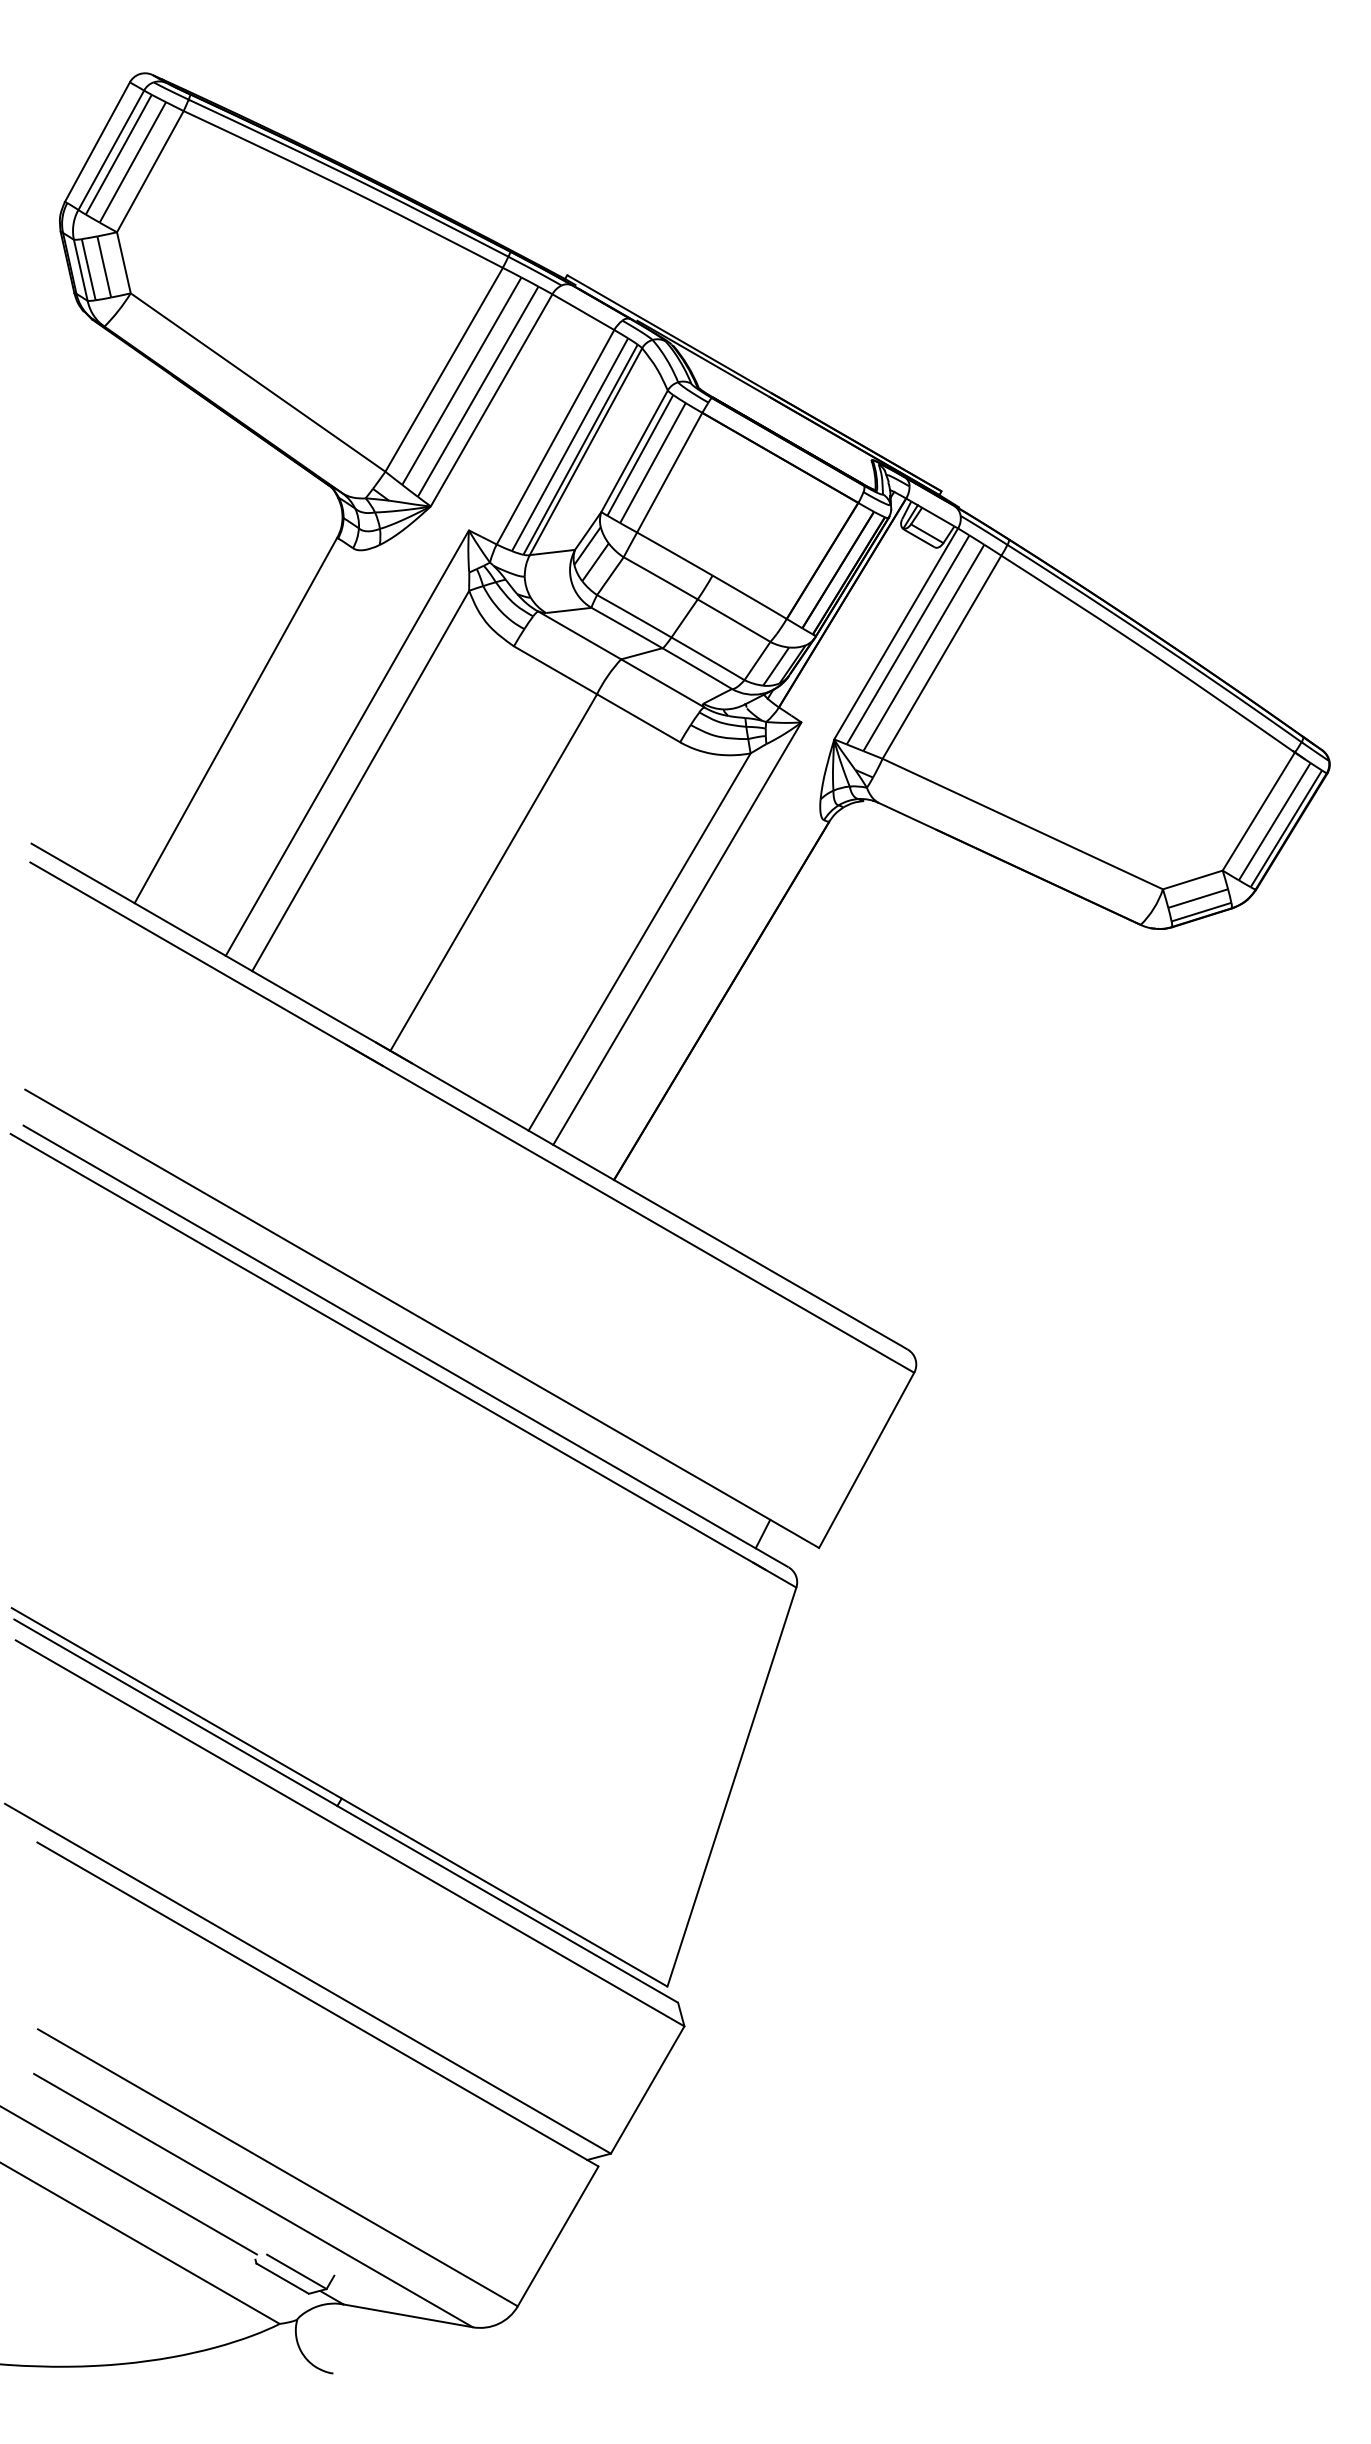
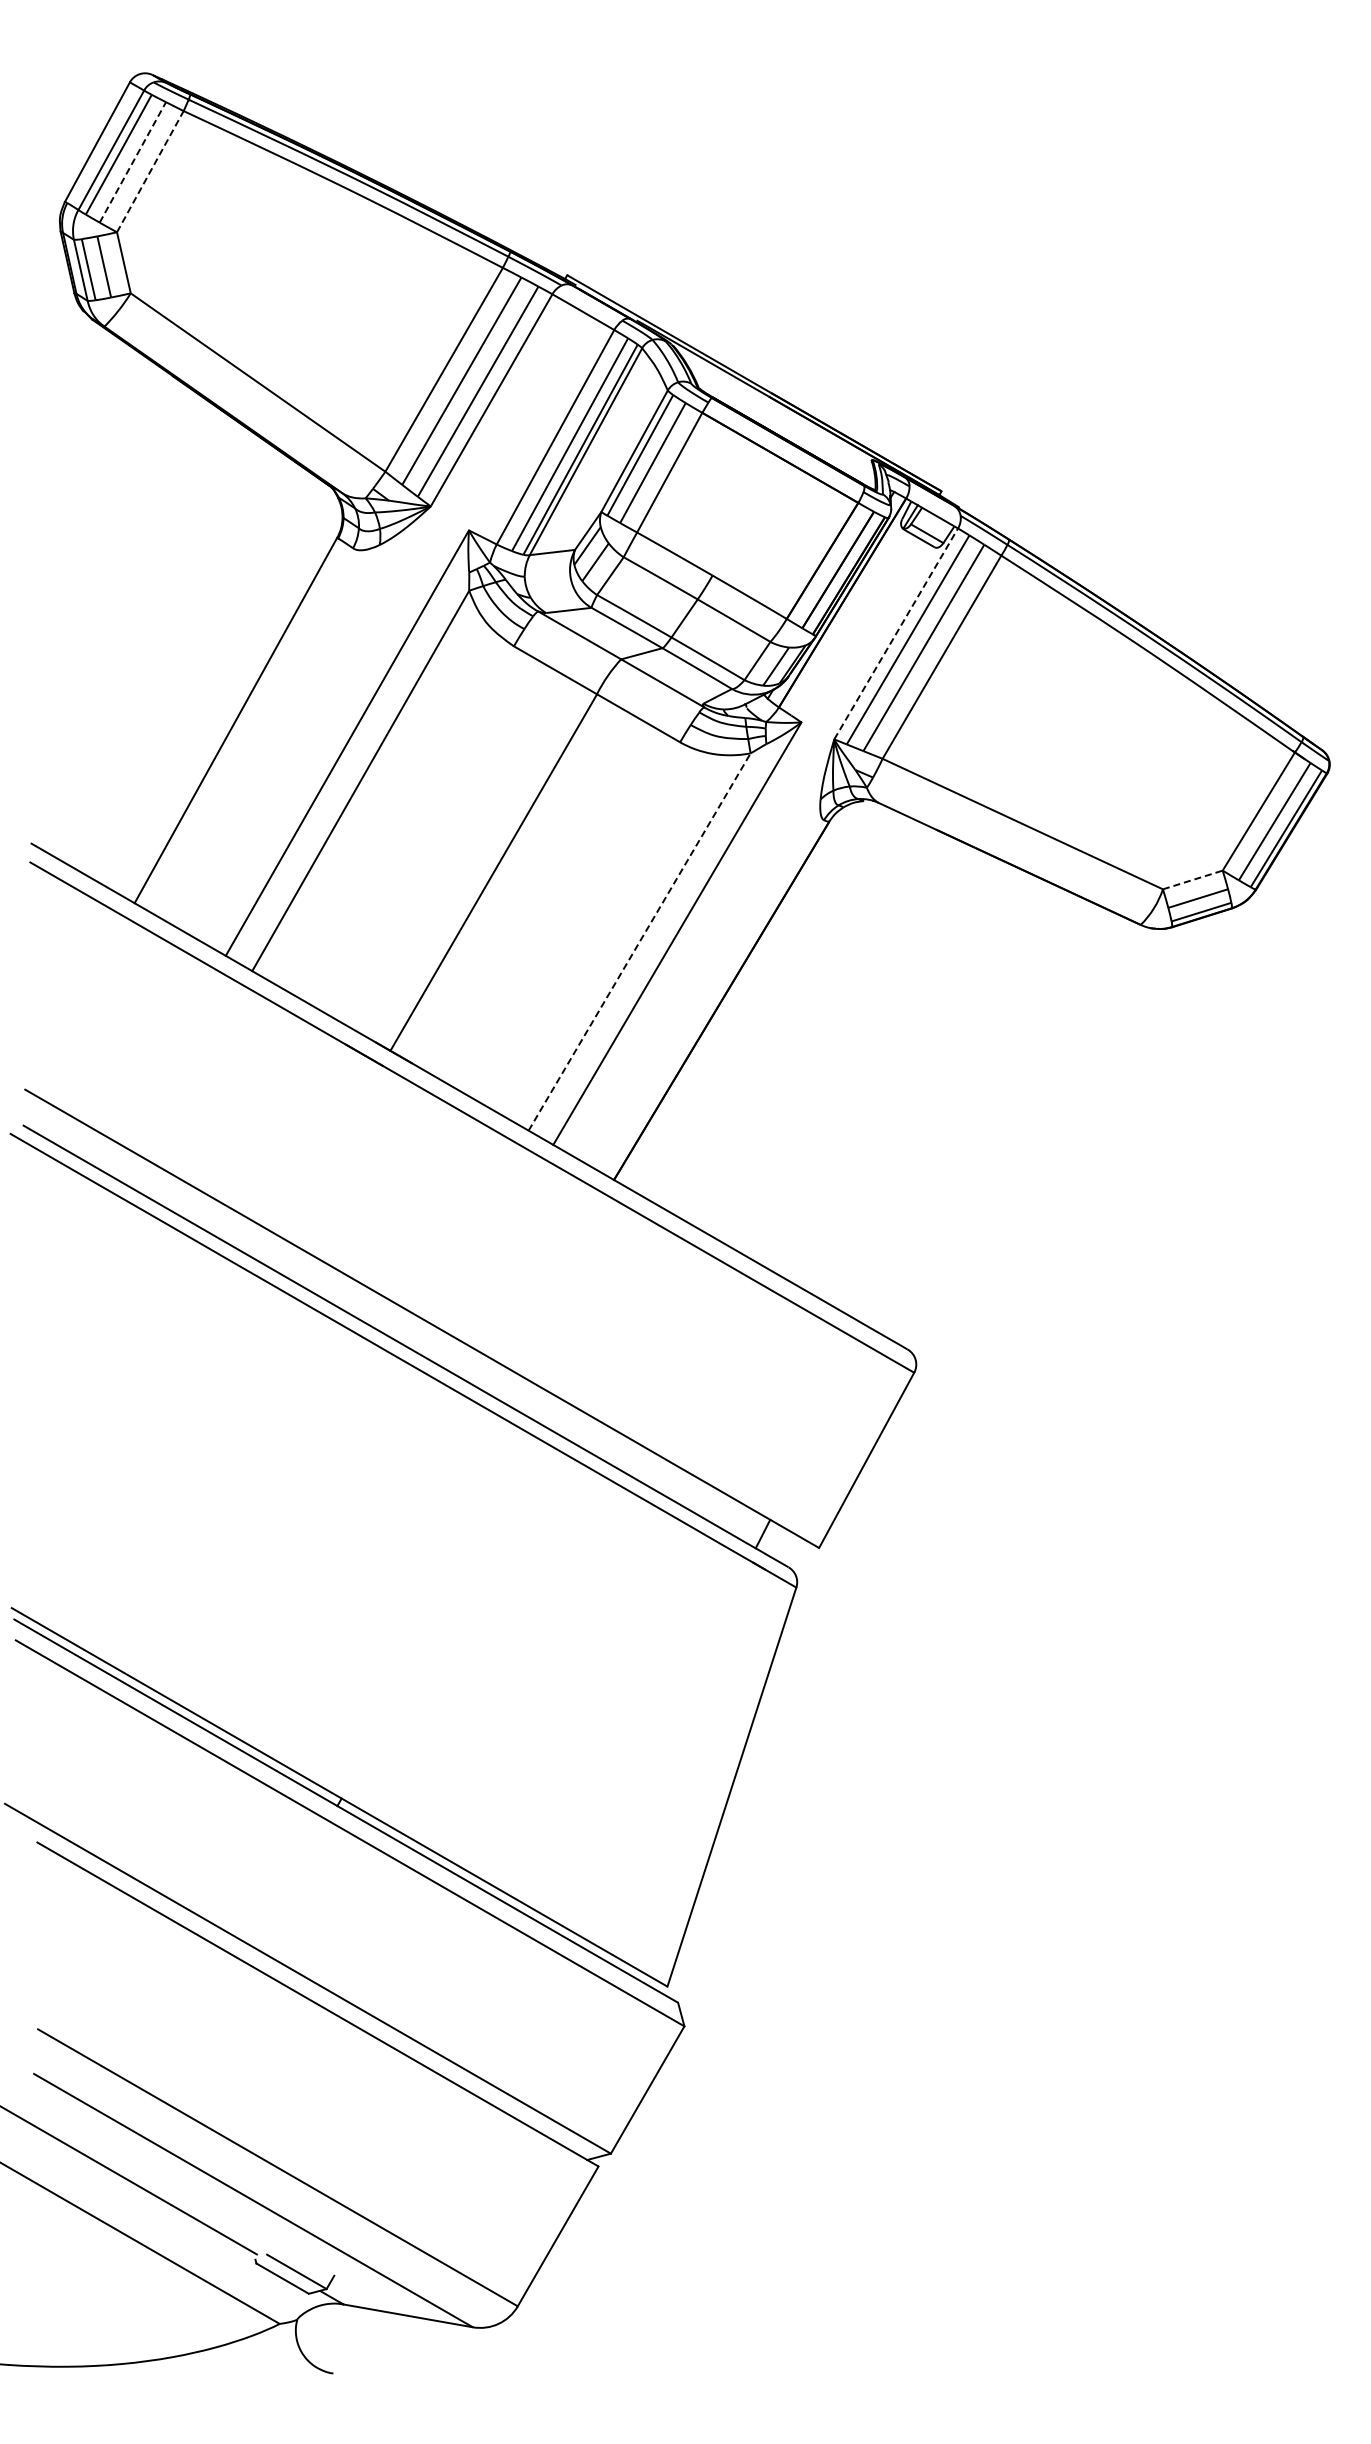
line: solid -> dashed (133, 161)
line: solid -> dashed (150, 171)
line: solid -> dashed (896, 633)
line: solid -> dashed (1192, 879)
line: solid -> dashed (639, 942)
